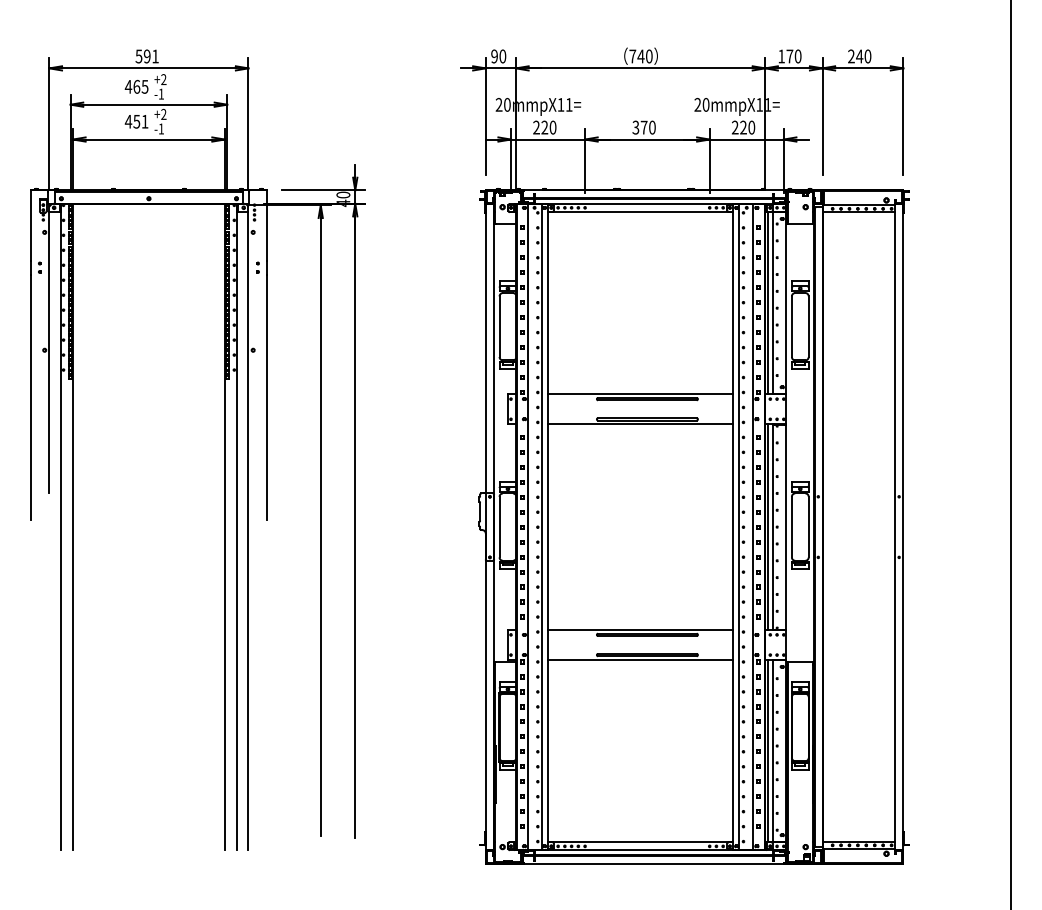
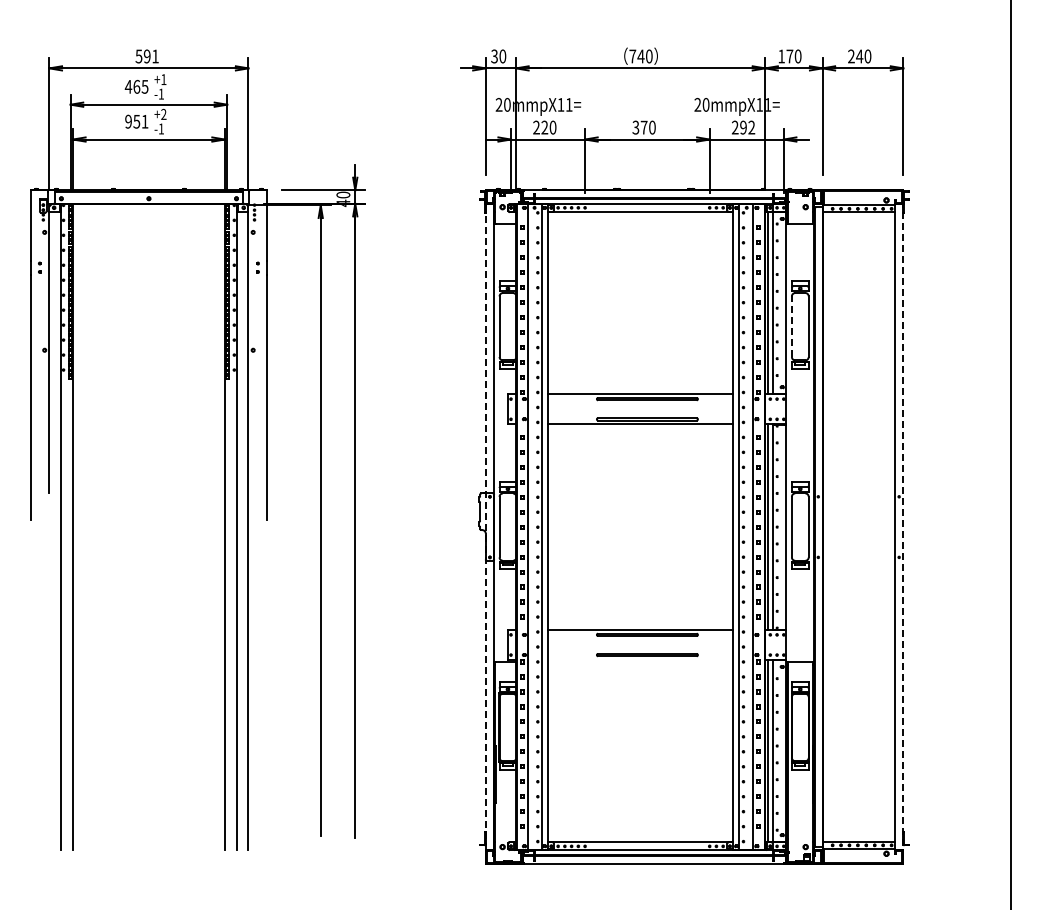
text: 90 -> 30 (494, 56)
text: +2 -> +1 (163, 79)
text: 451 -> 951 (128, 121)
text: 220 -> 292 (747, 127)
line: solid -> dashed (791, 326)
line: solid -> dashed (485, 526)
line: solid -> dashed (903, 527)
line: present -> none (640, 660)
